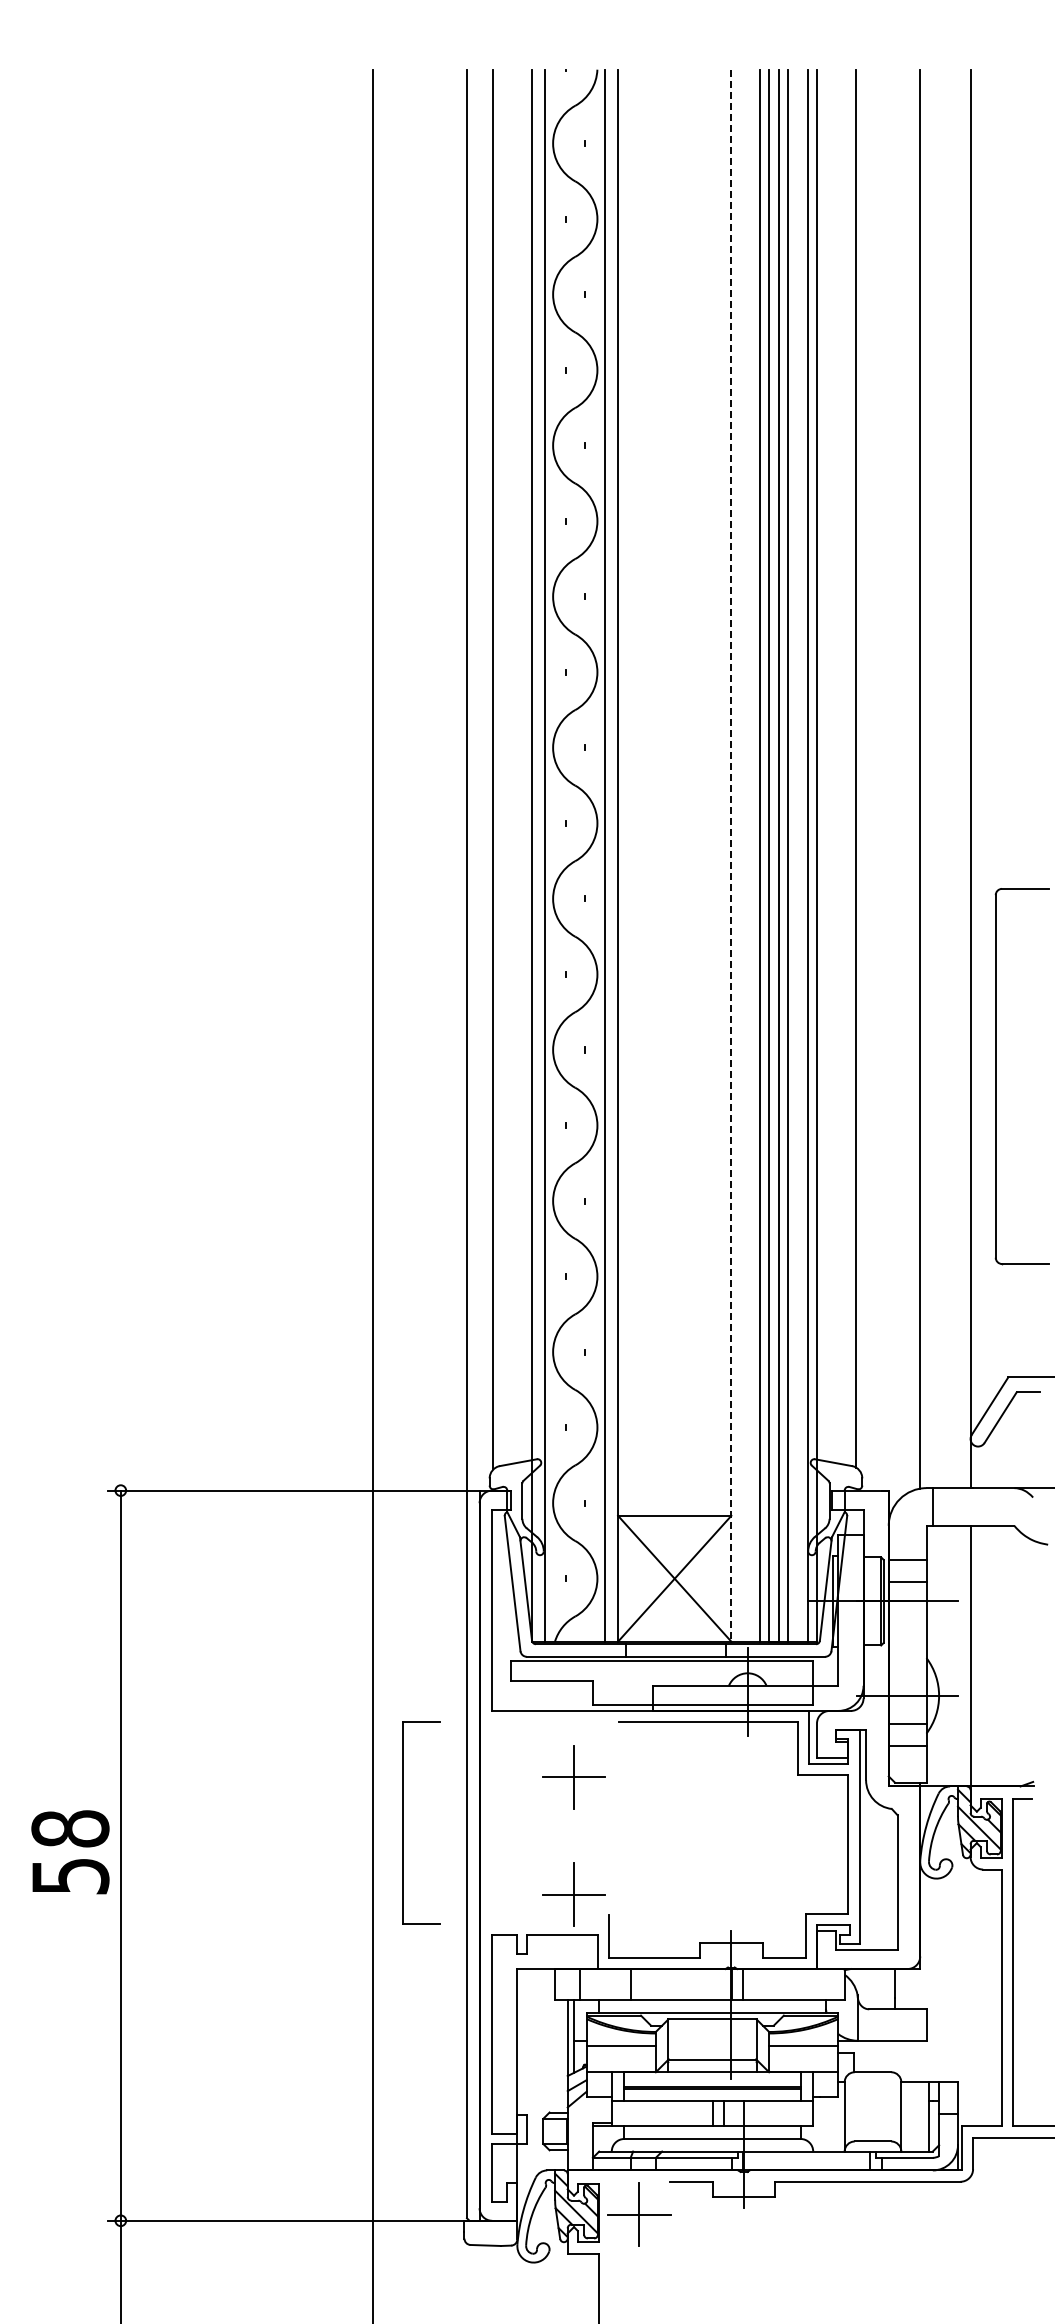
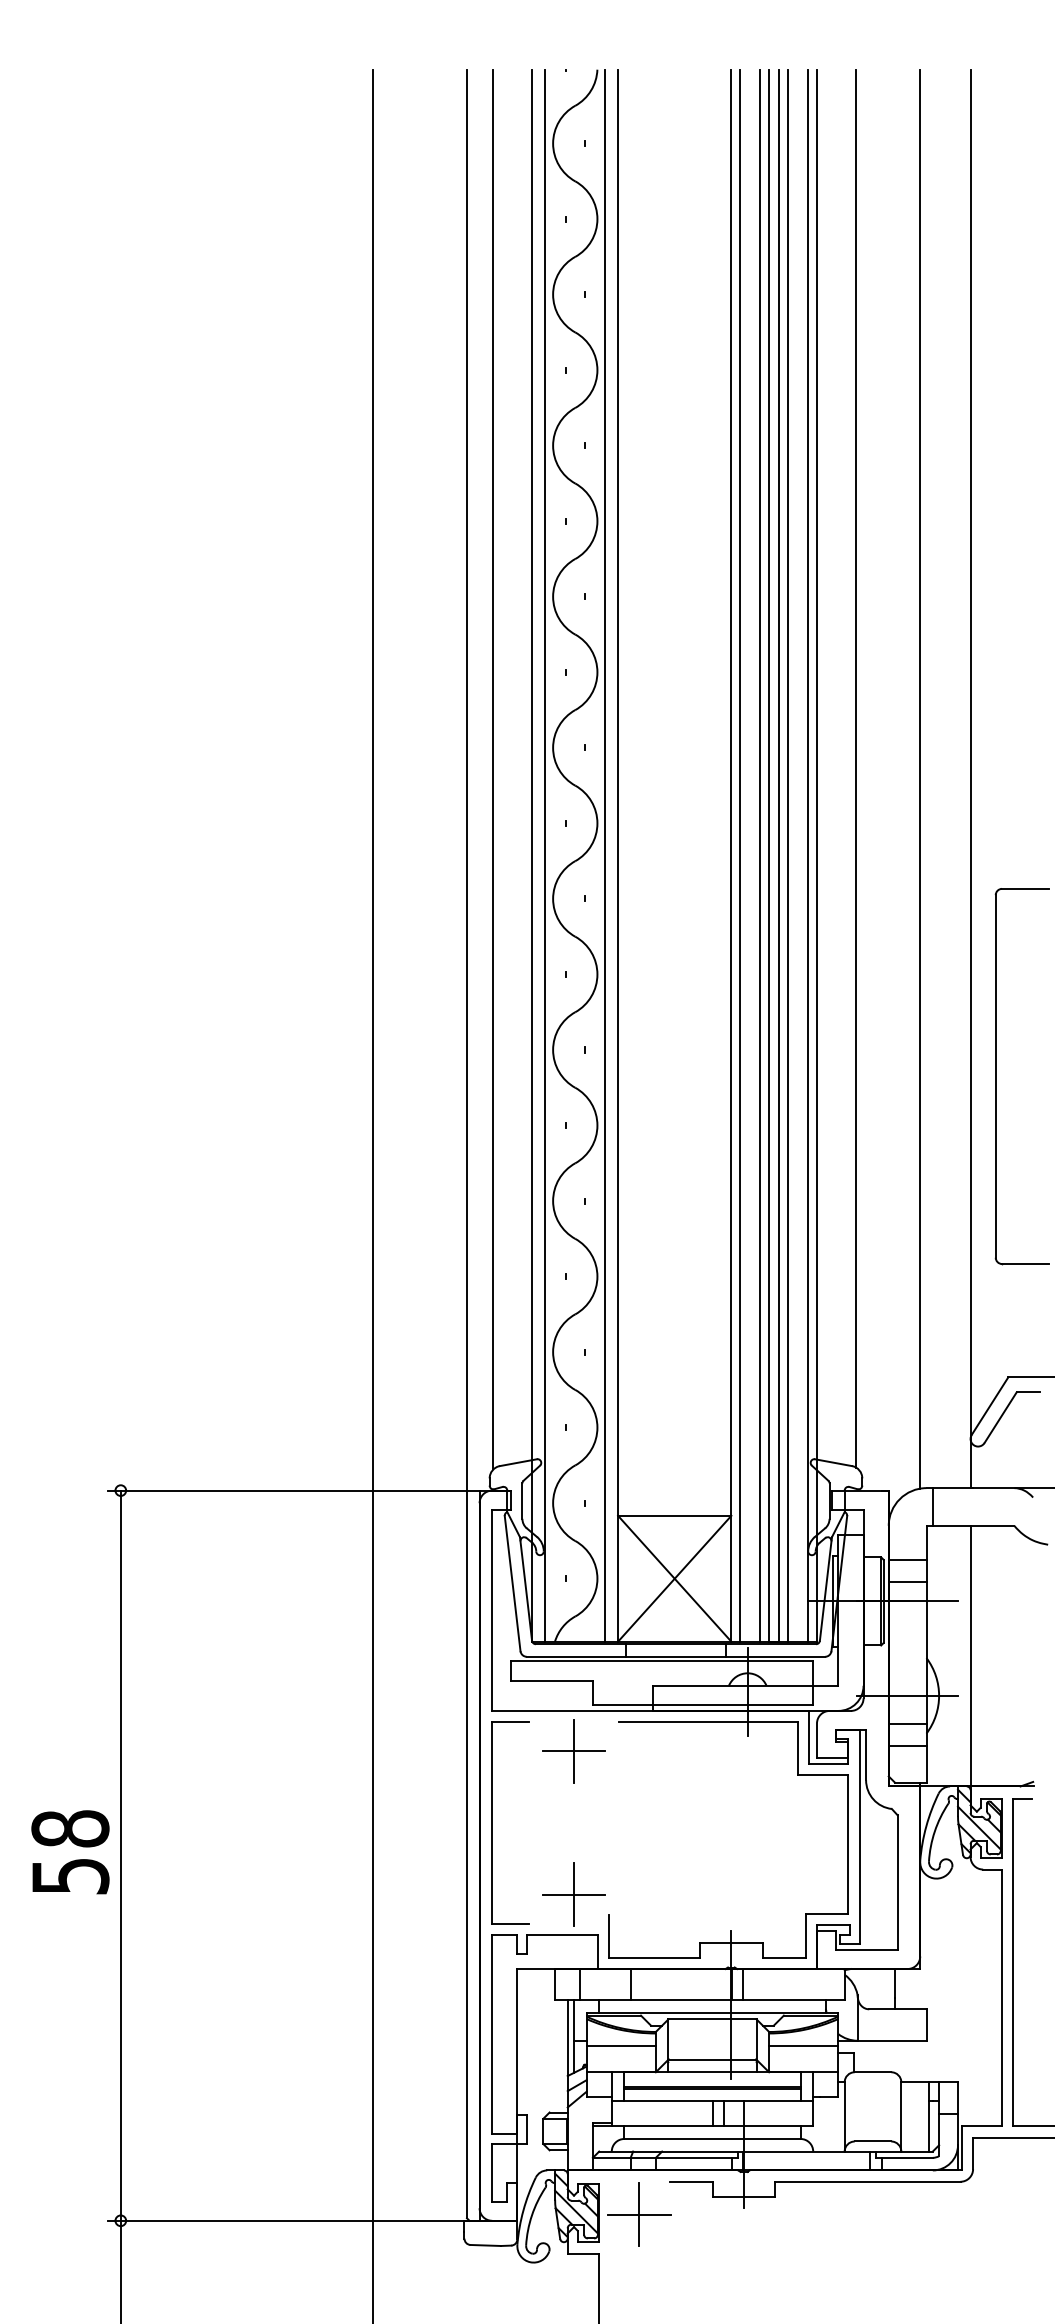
line: none -> present (740, 855)
line: dashed -> solid (731, 856)
part position: (573, 1777) -> (573, 1751) (573, 1751)
part position: (403, 1822) -> (492, 1822) (492, 1822)
